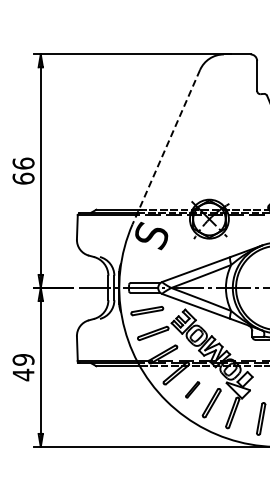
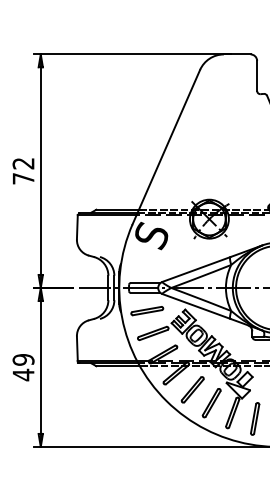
line: dashed -> solid (166, 147)
text: 66 -> 72 (23, 170)
part size: 16x18 px -> 25x28 px (192, 389)
part position: (261, 418) -> (255, 418) (255, 418)
